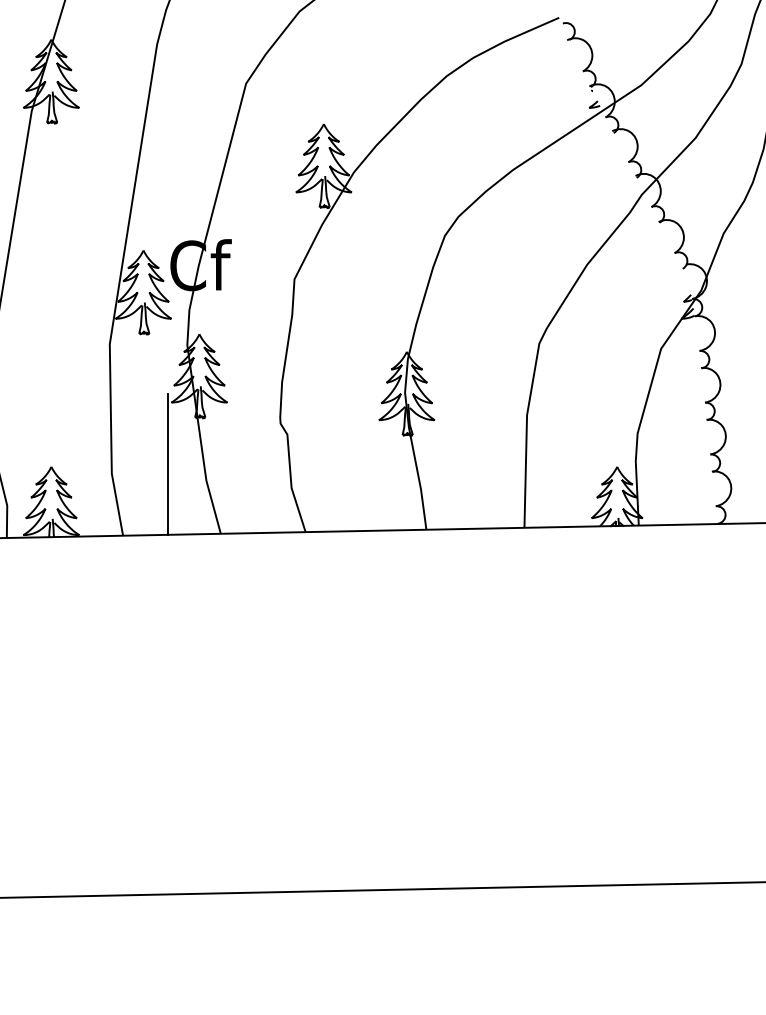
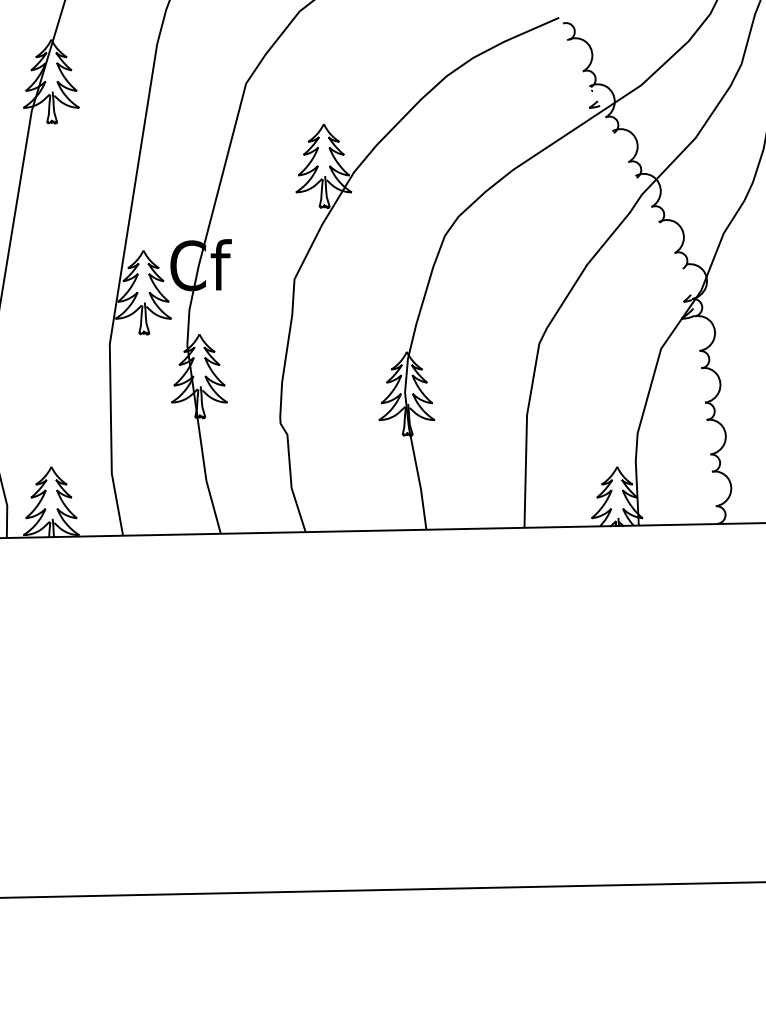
line: present -> none (168, 464)
